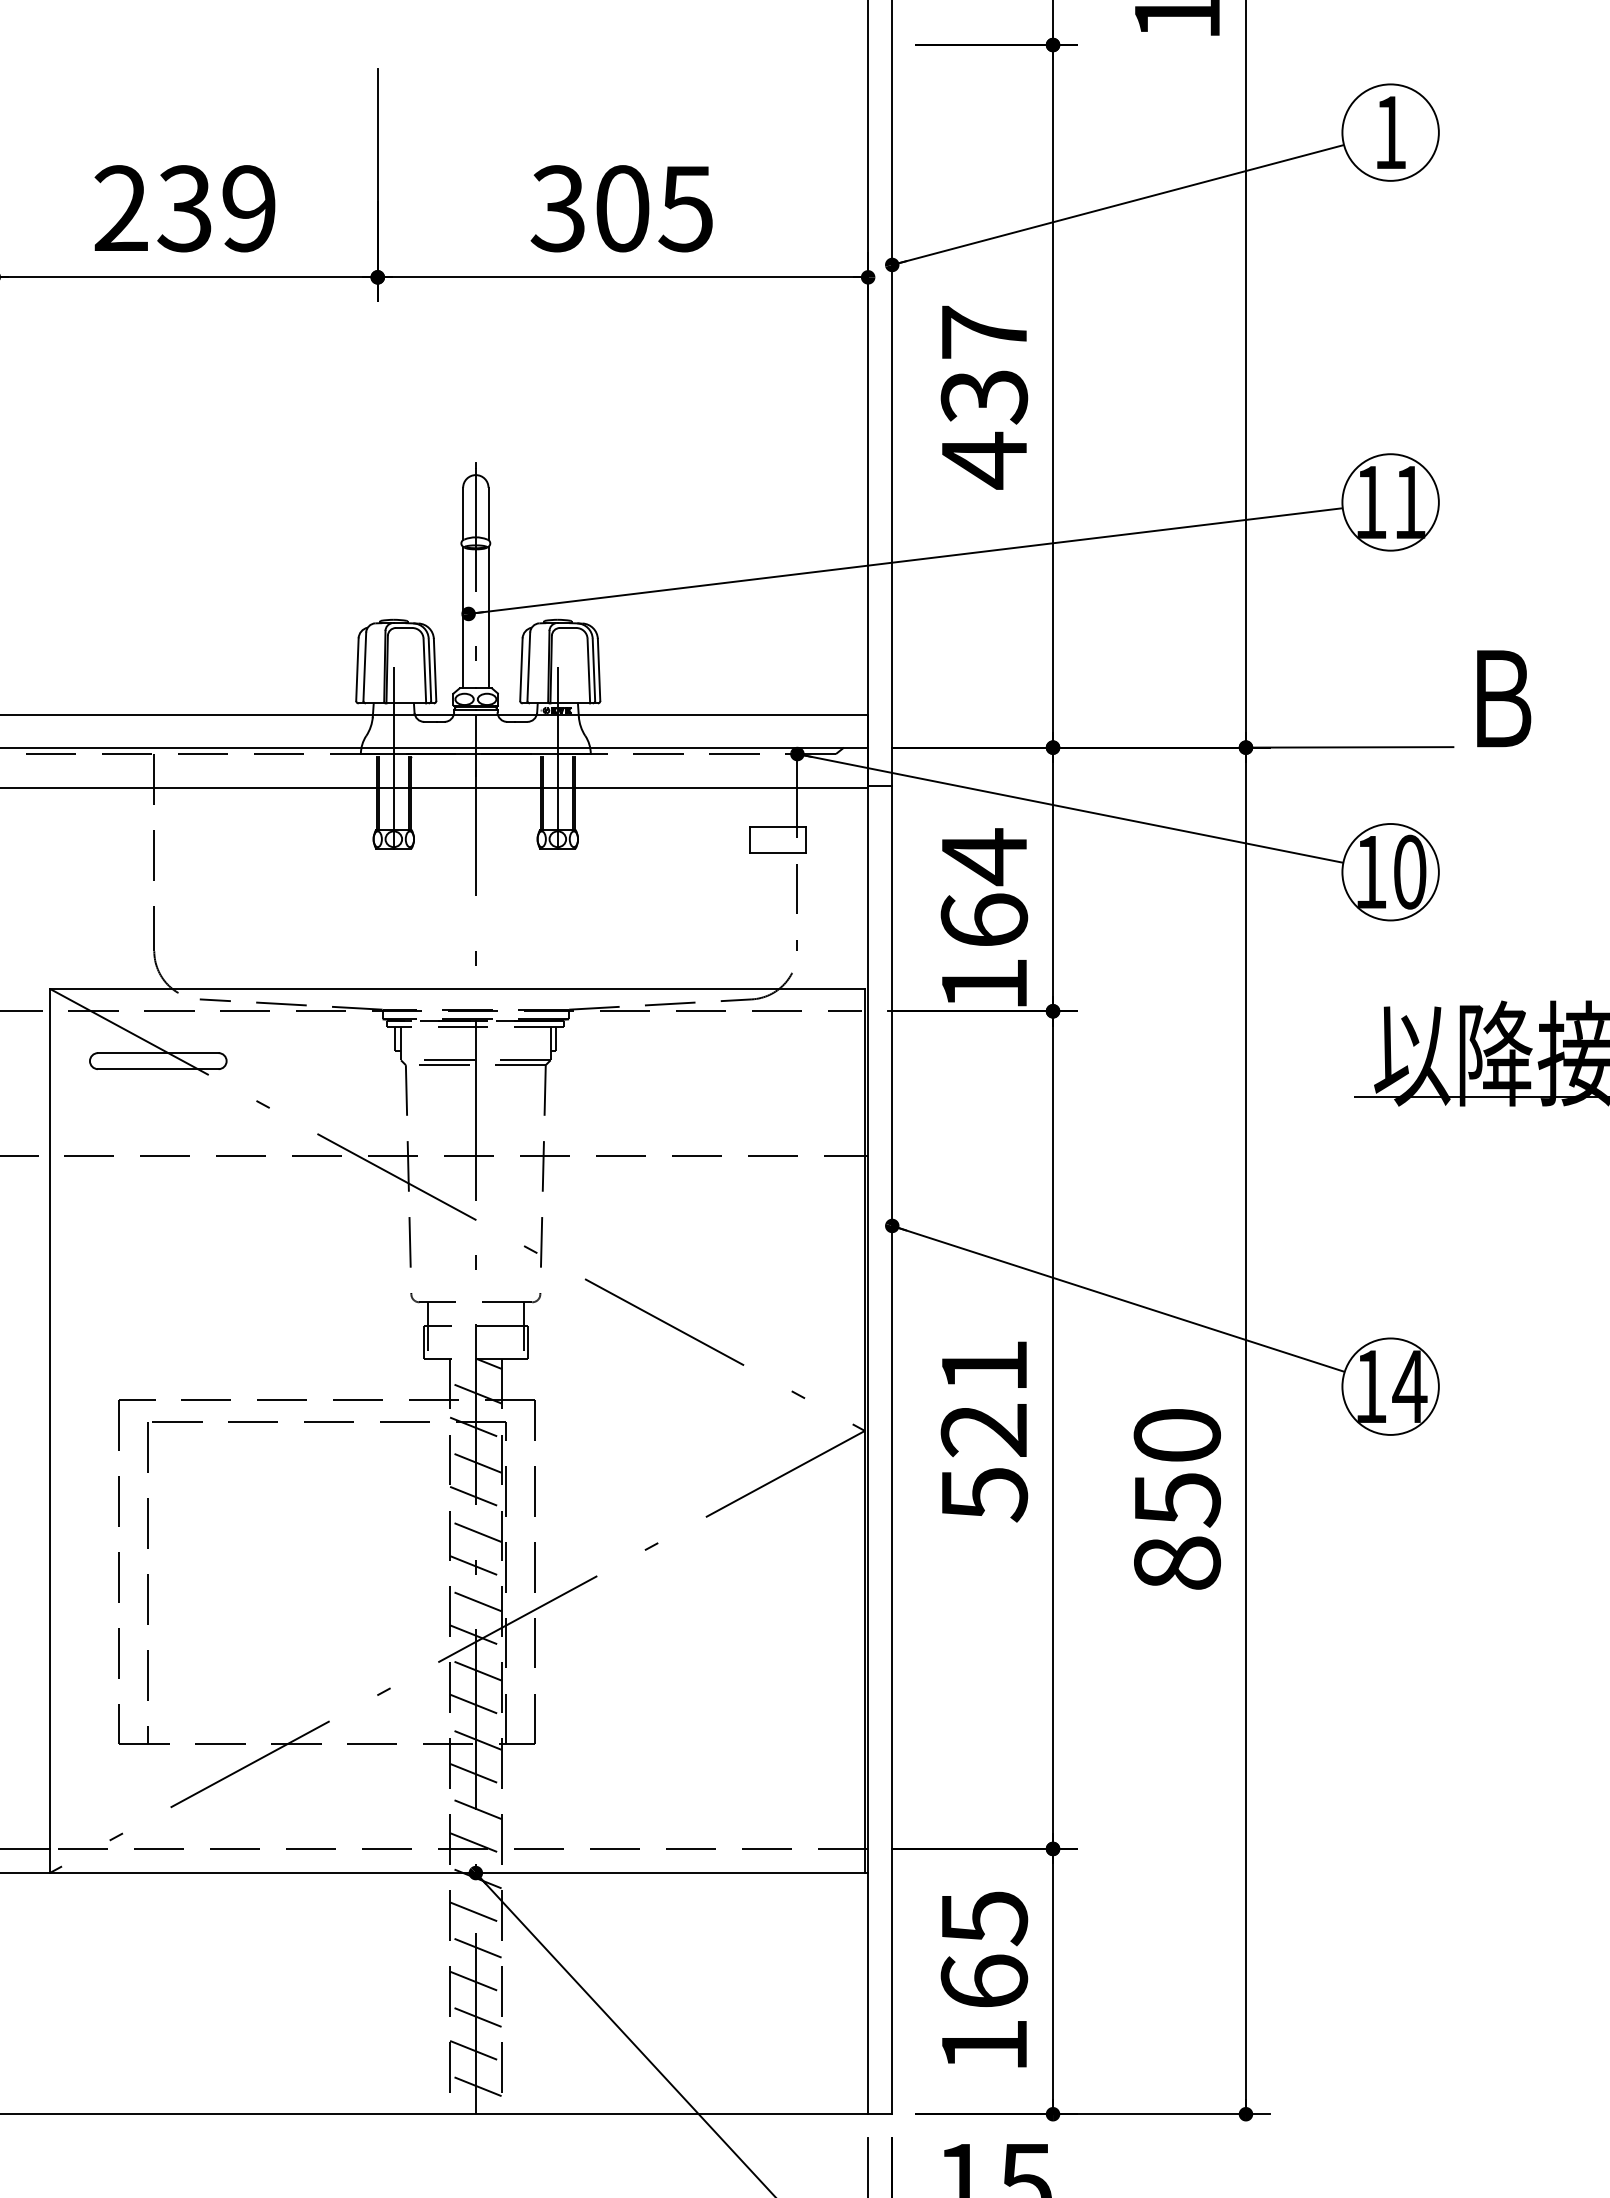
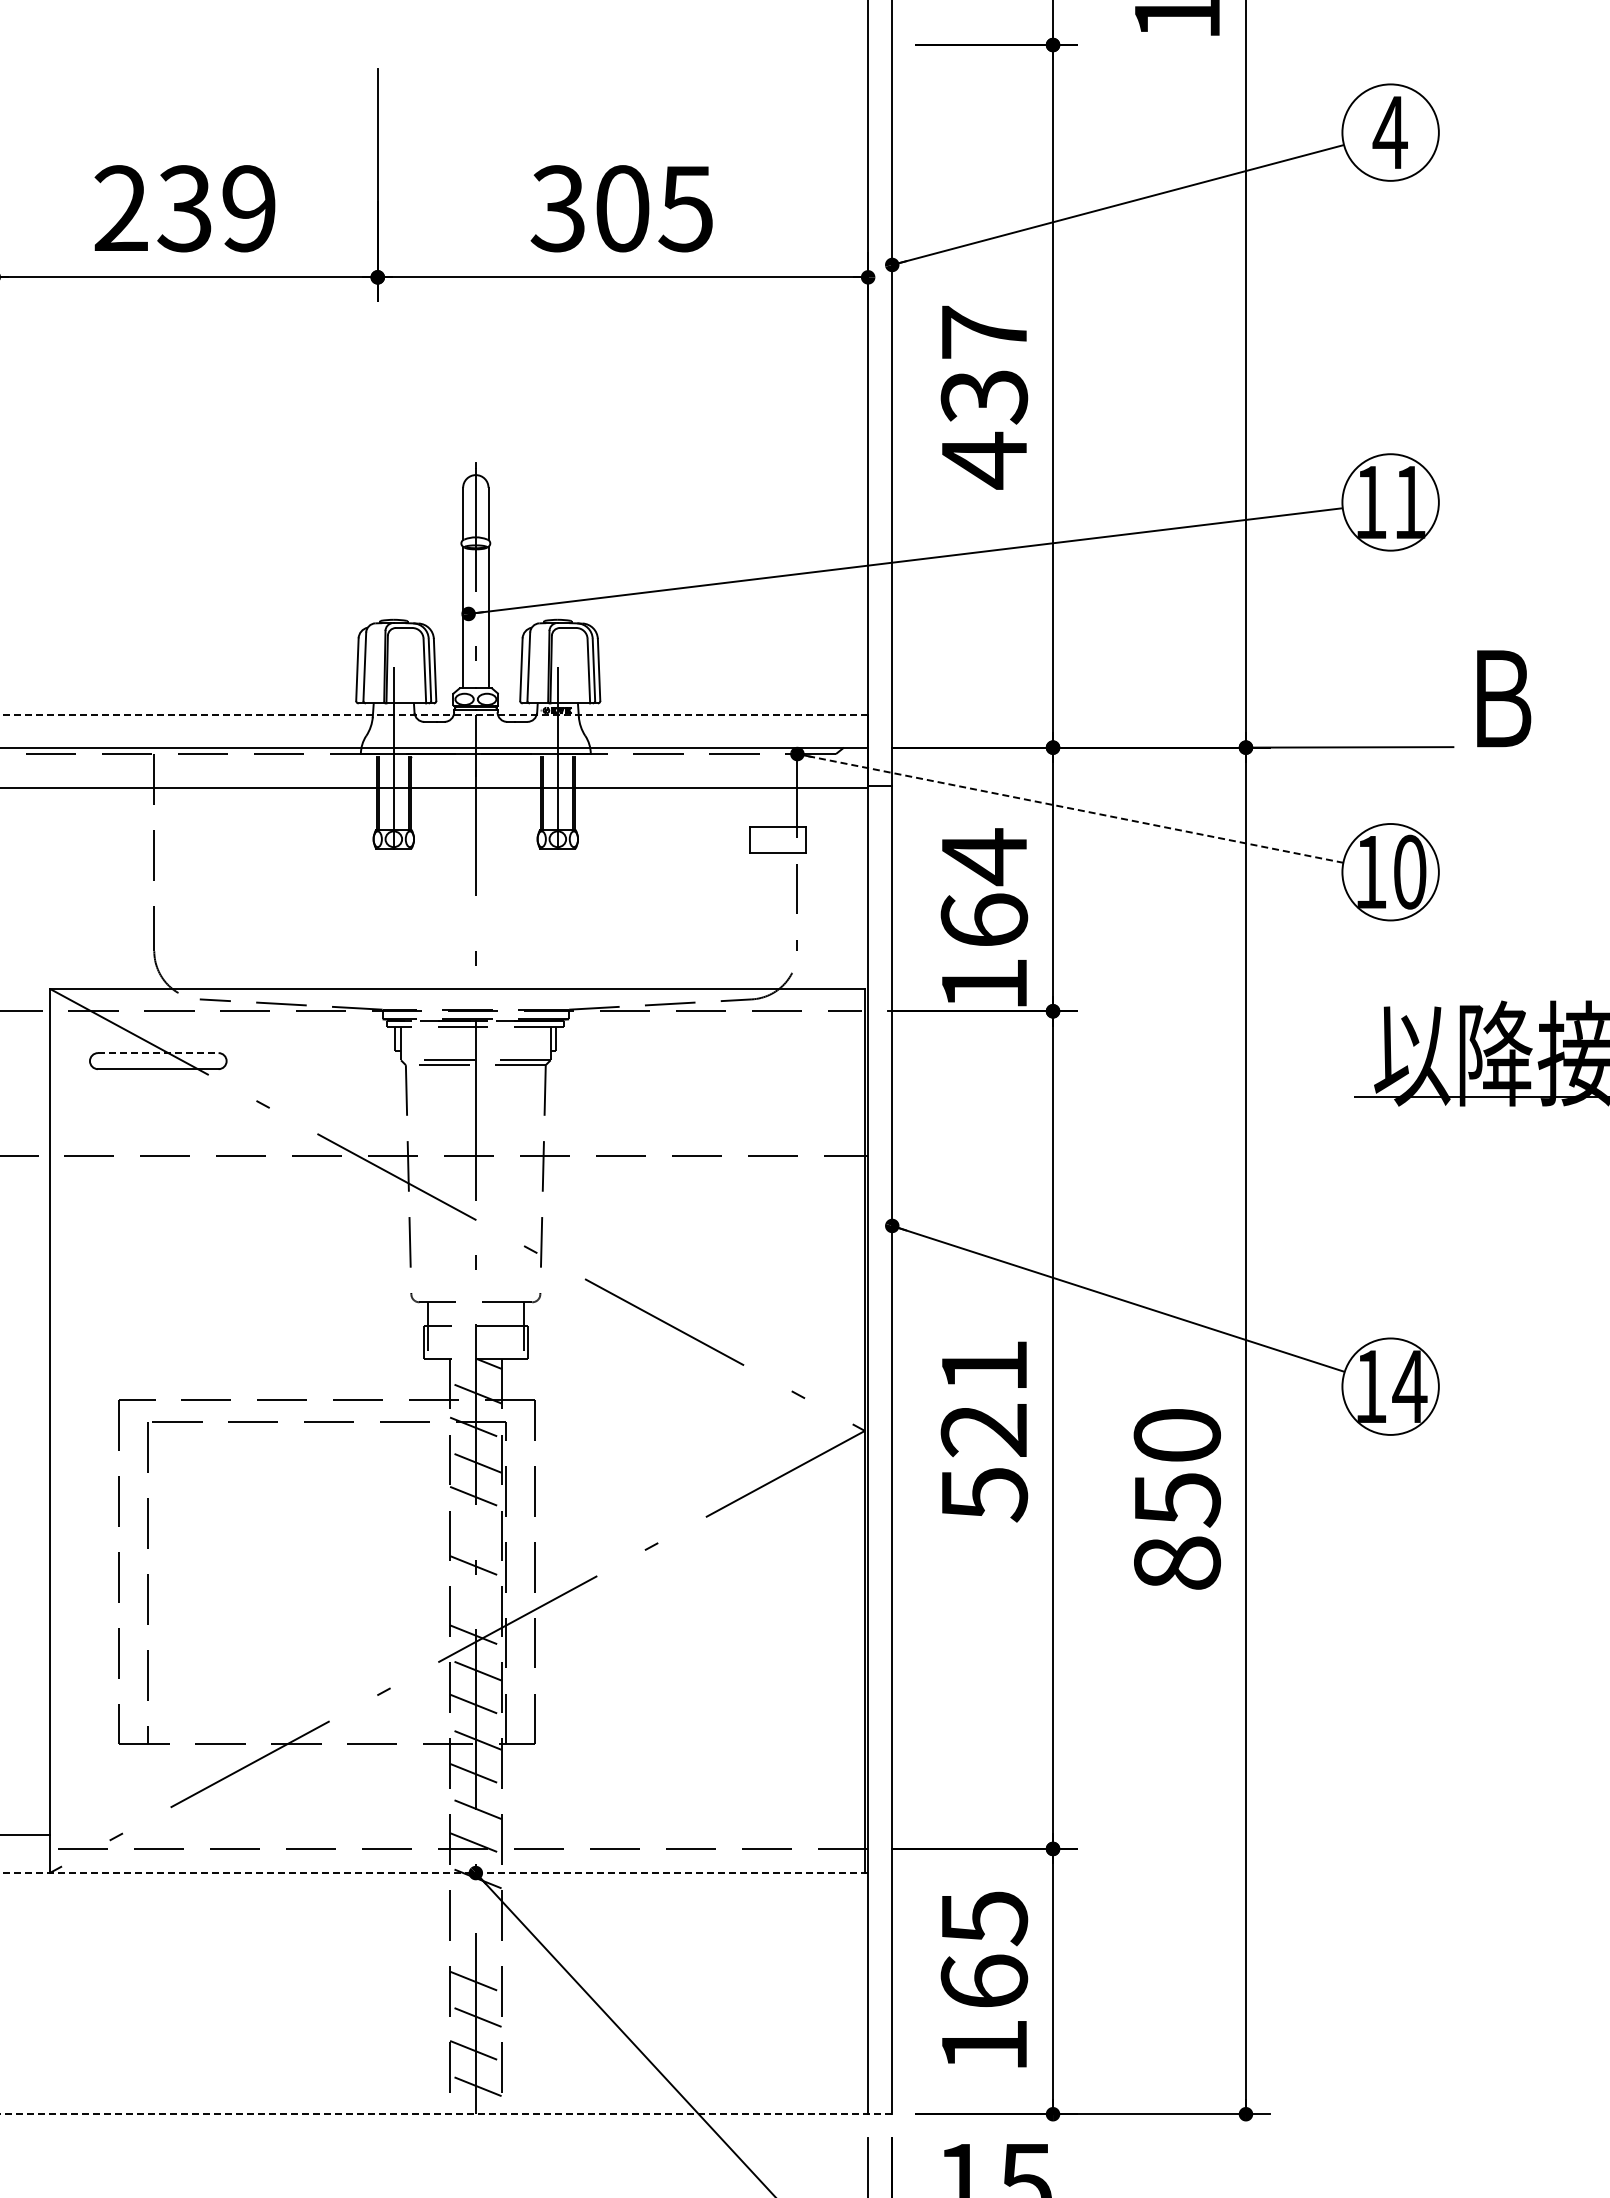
text: 1 -> 4 (1389, 132)
line: solid -> dashed (434, 715)
line: solid -> dashed (1070, 808)
line: solid -> dashed (158, 1053)
line: present -> none (475, 1531)
line: present -> none (475, 1600)
line position: (26, 1848) -> (26, 1834) (26, 1834)
line: solid -> dashed (434, 1873)
line: present -> none (475, 1912)
line: present -> none (475, 1947)
line: solid -> dashed (446, 2114)
